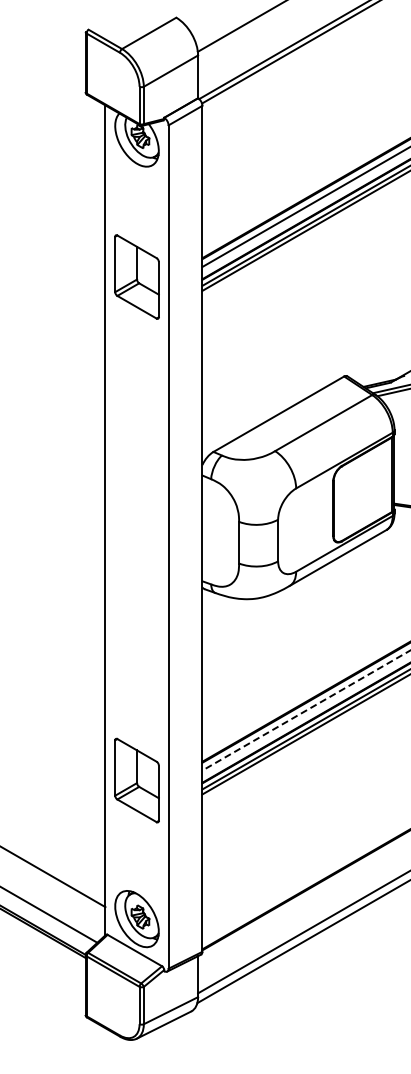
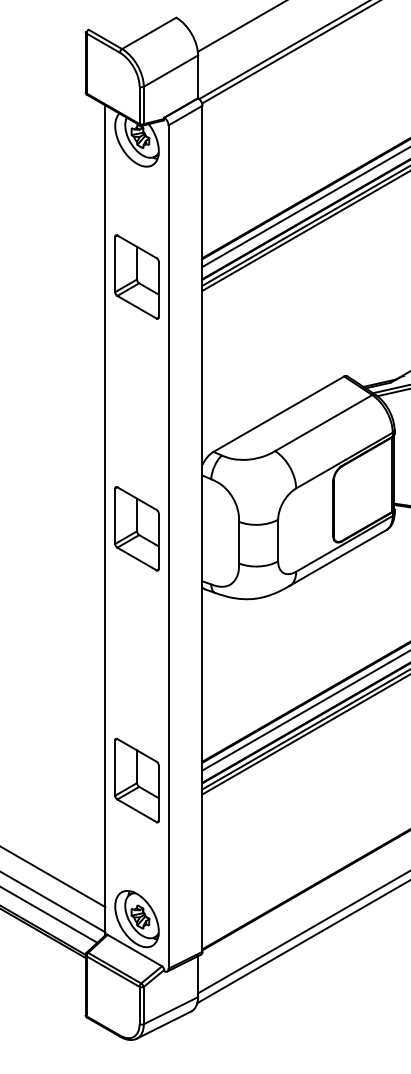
part: none -> present (136, 528)
line: dashed -> solid (306, 710)
line: none -> present (53, 902)
